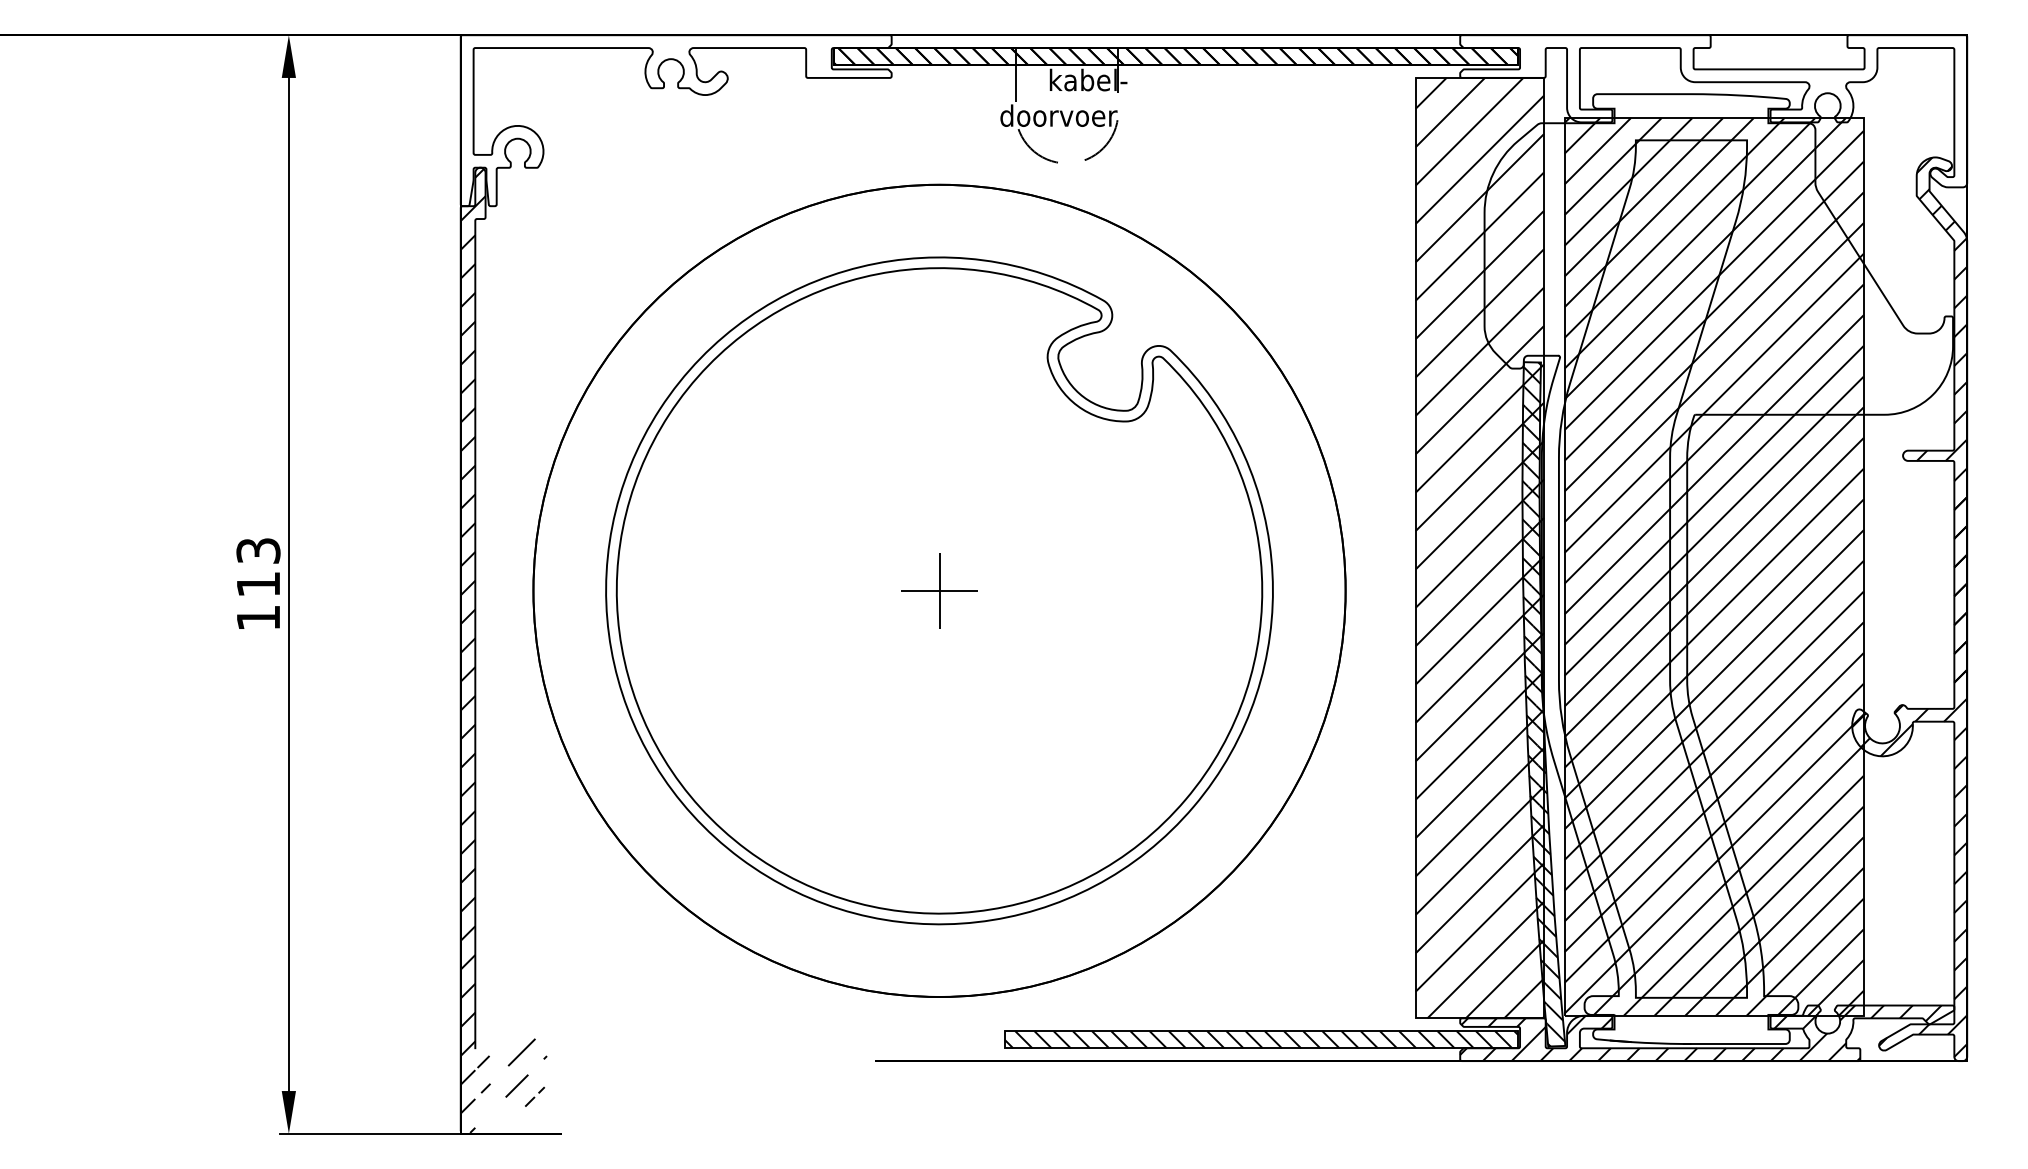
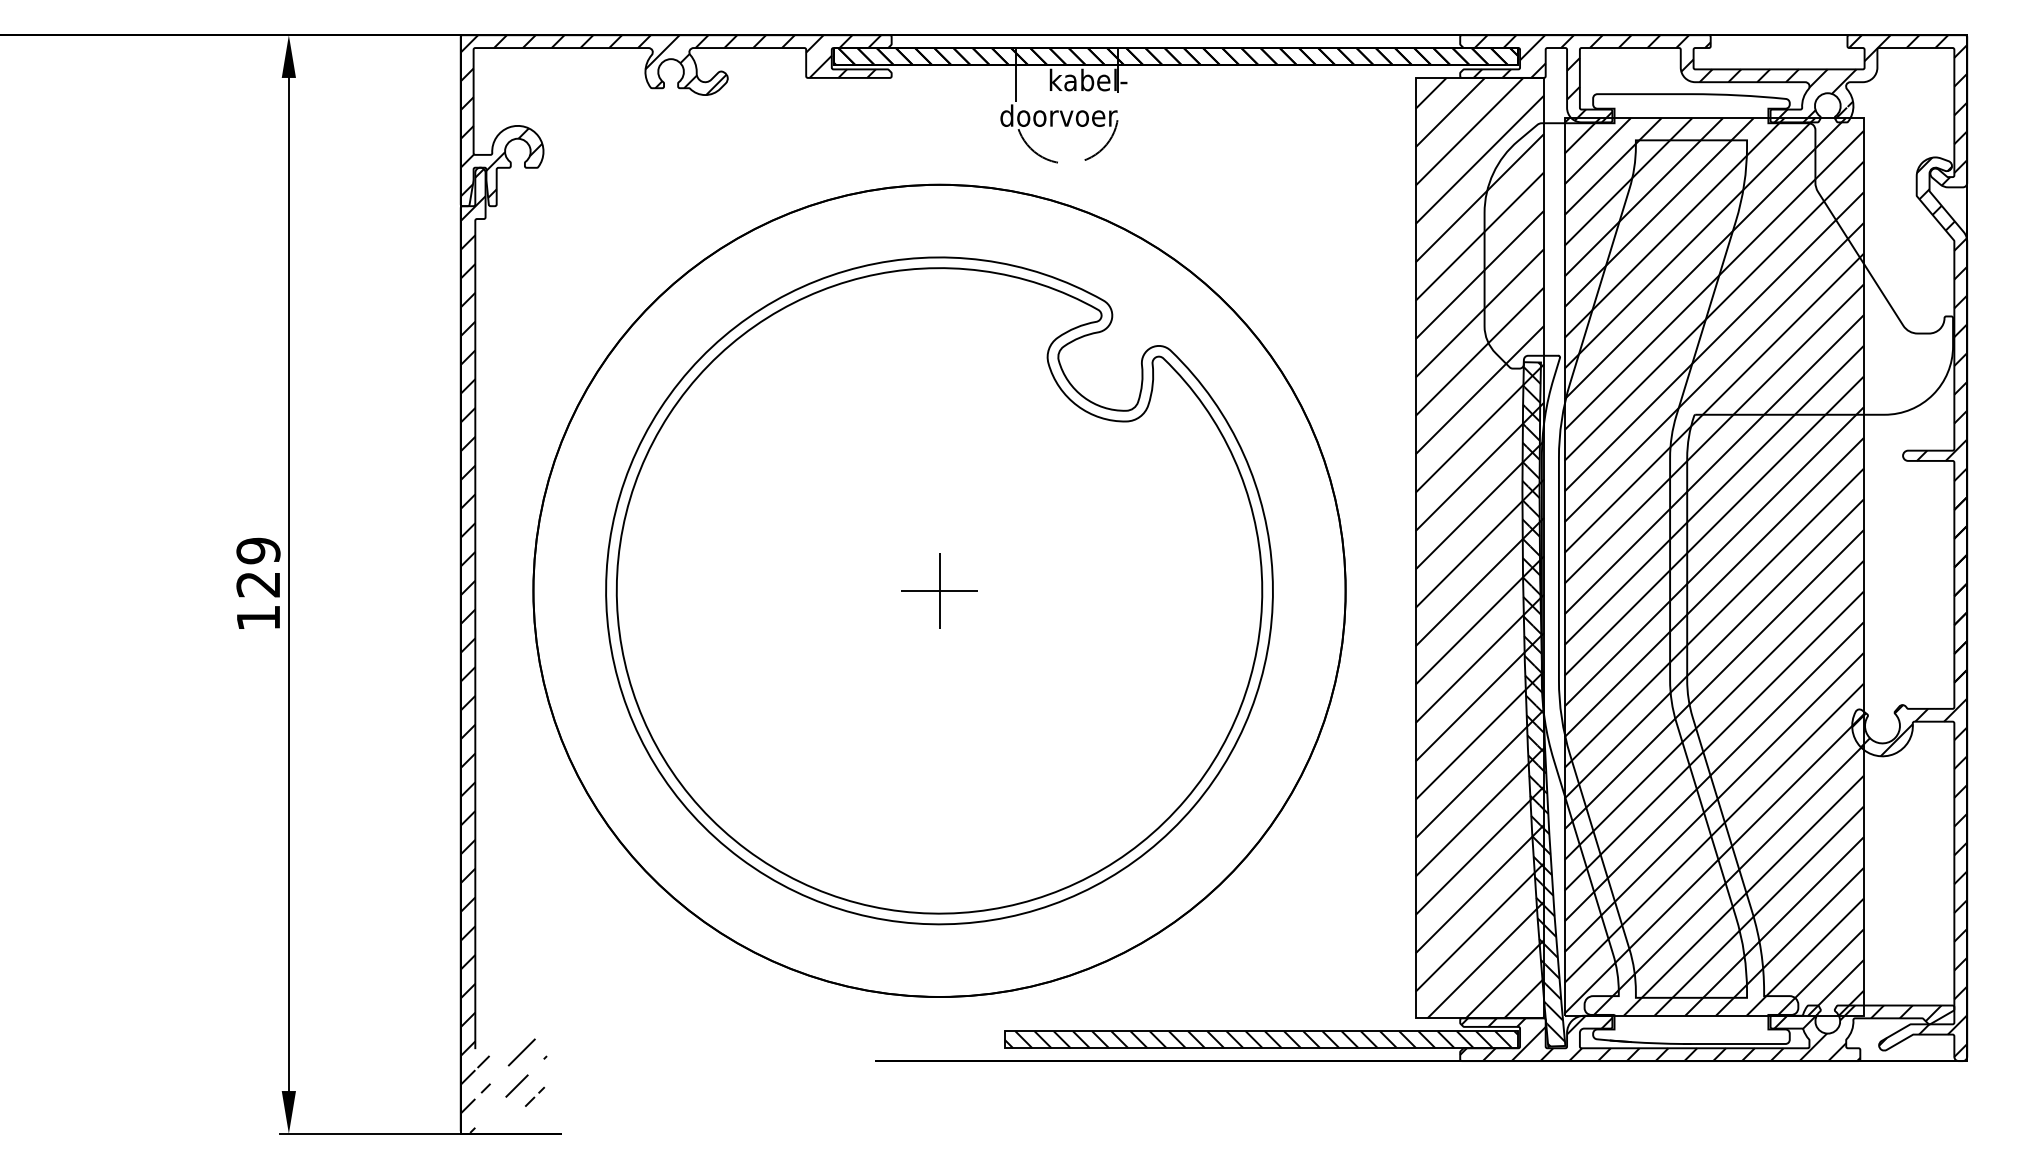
hatch: none -> present (1720, 110)
hatch: none -> present (670, 116)
text: 113 -> 129 (258, 567)
